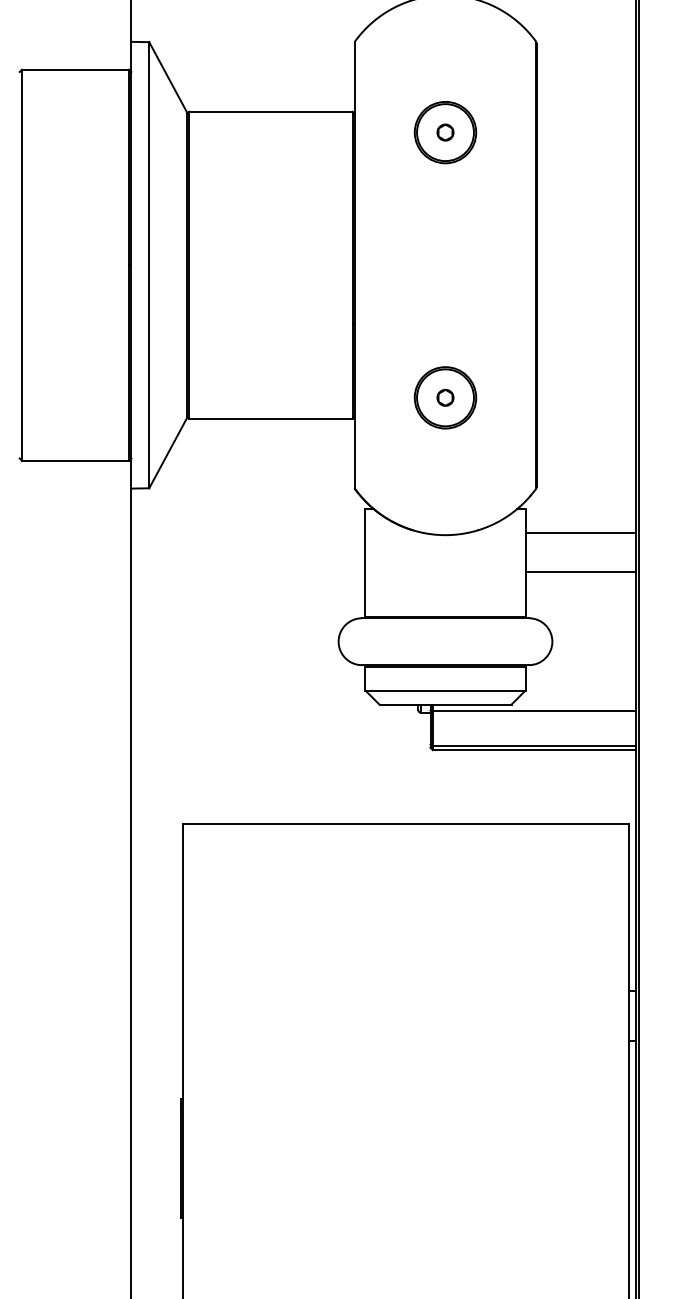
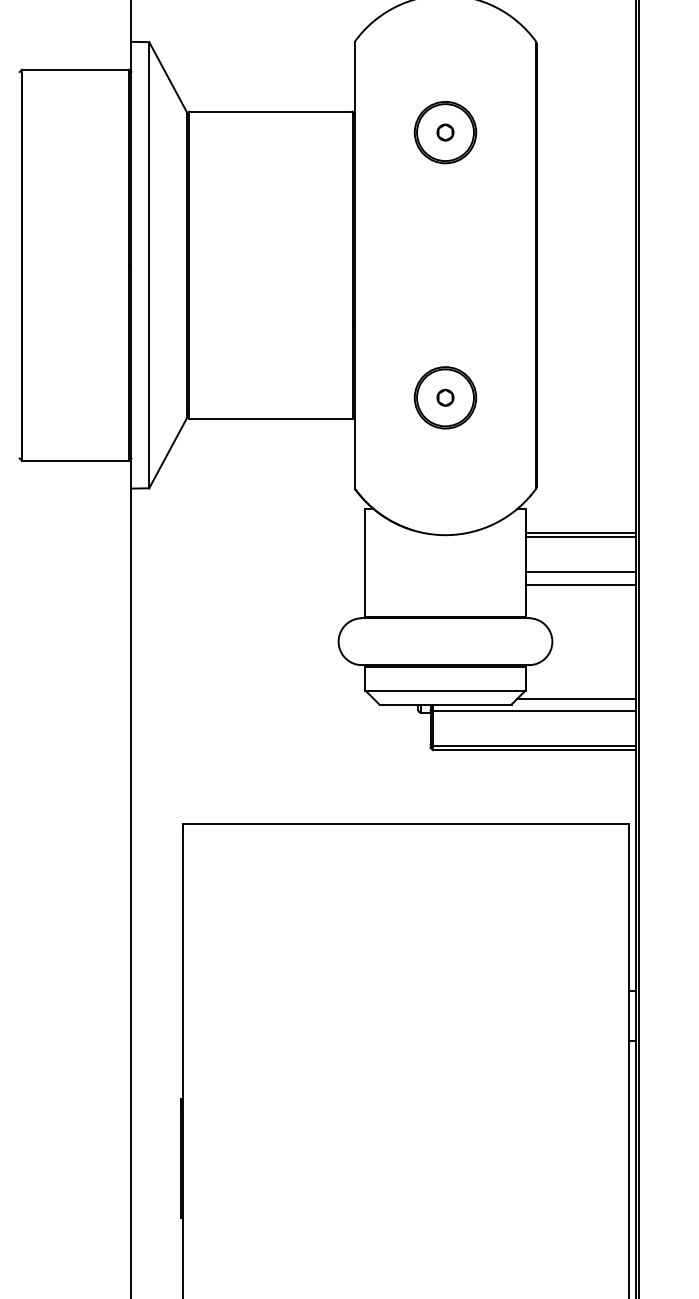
line: none -> present (580, 537)
line: none -> present (580, 584)
line: none -> present (576, 699)
